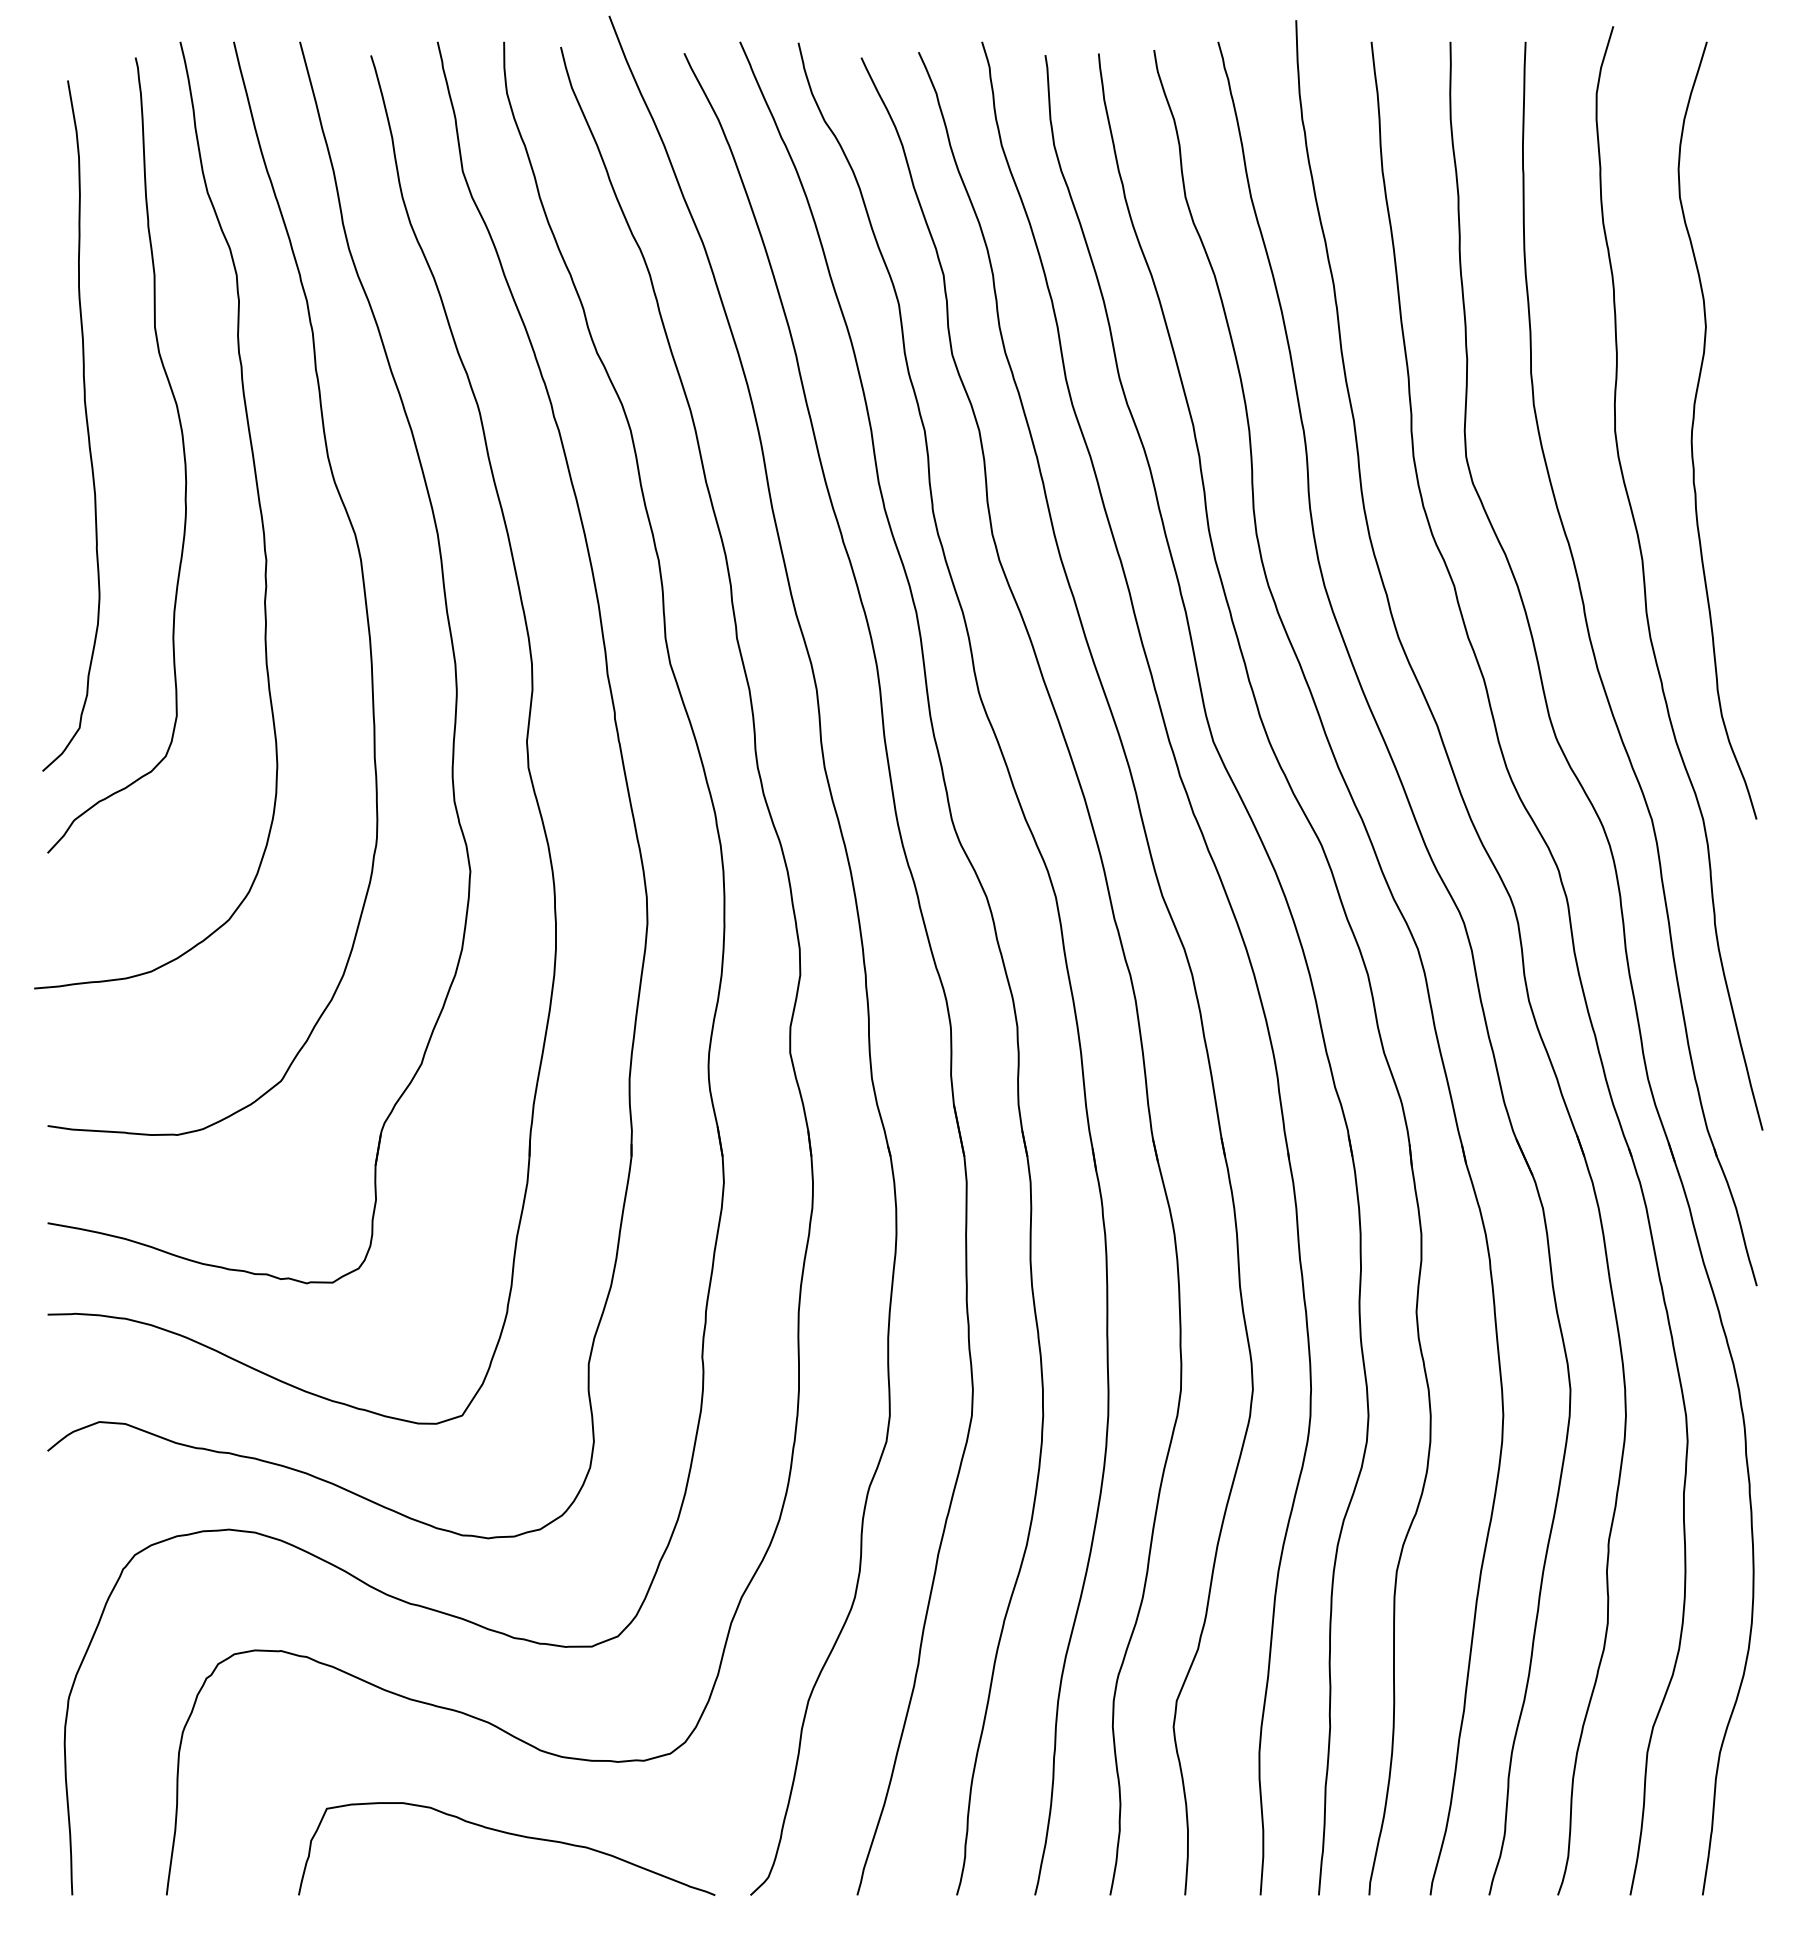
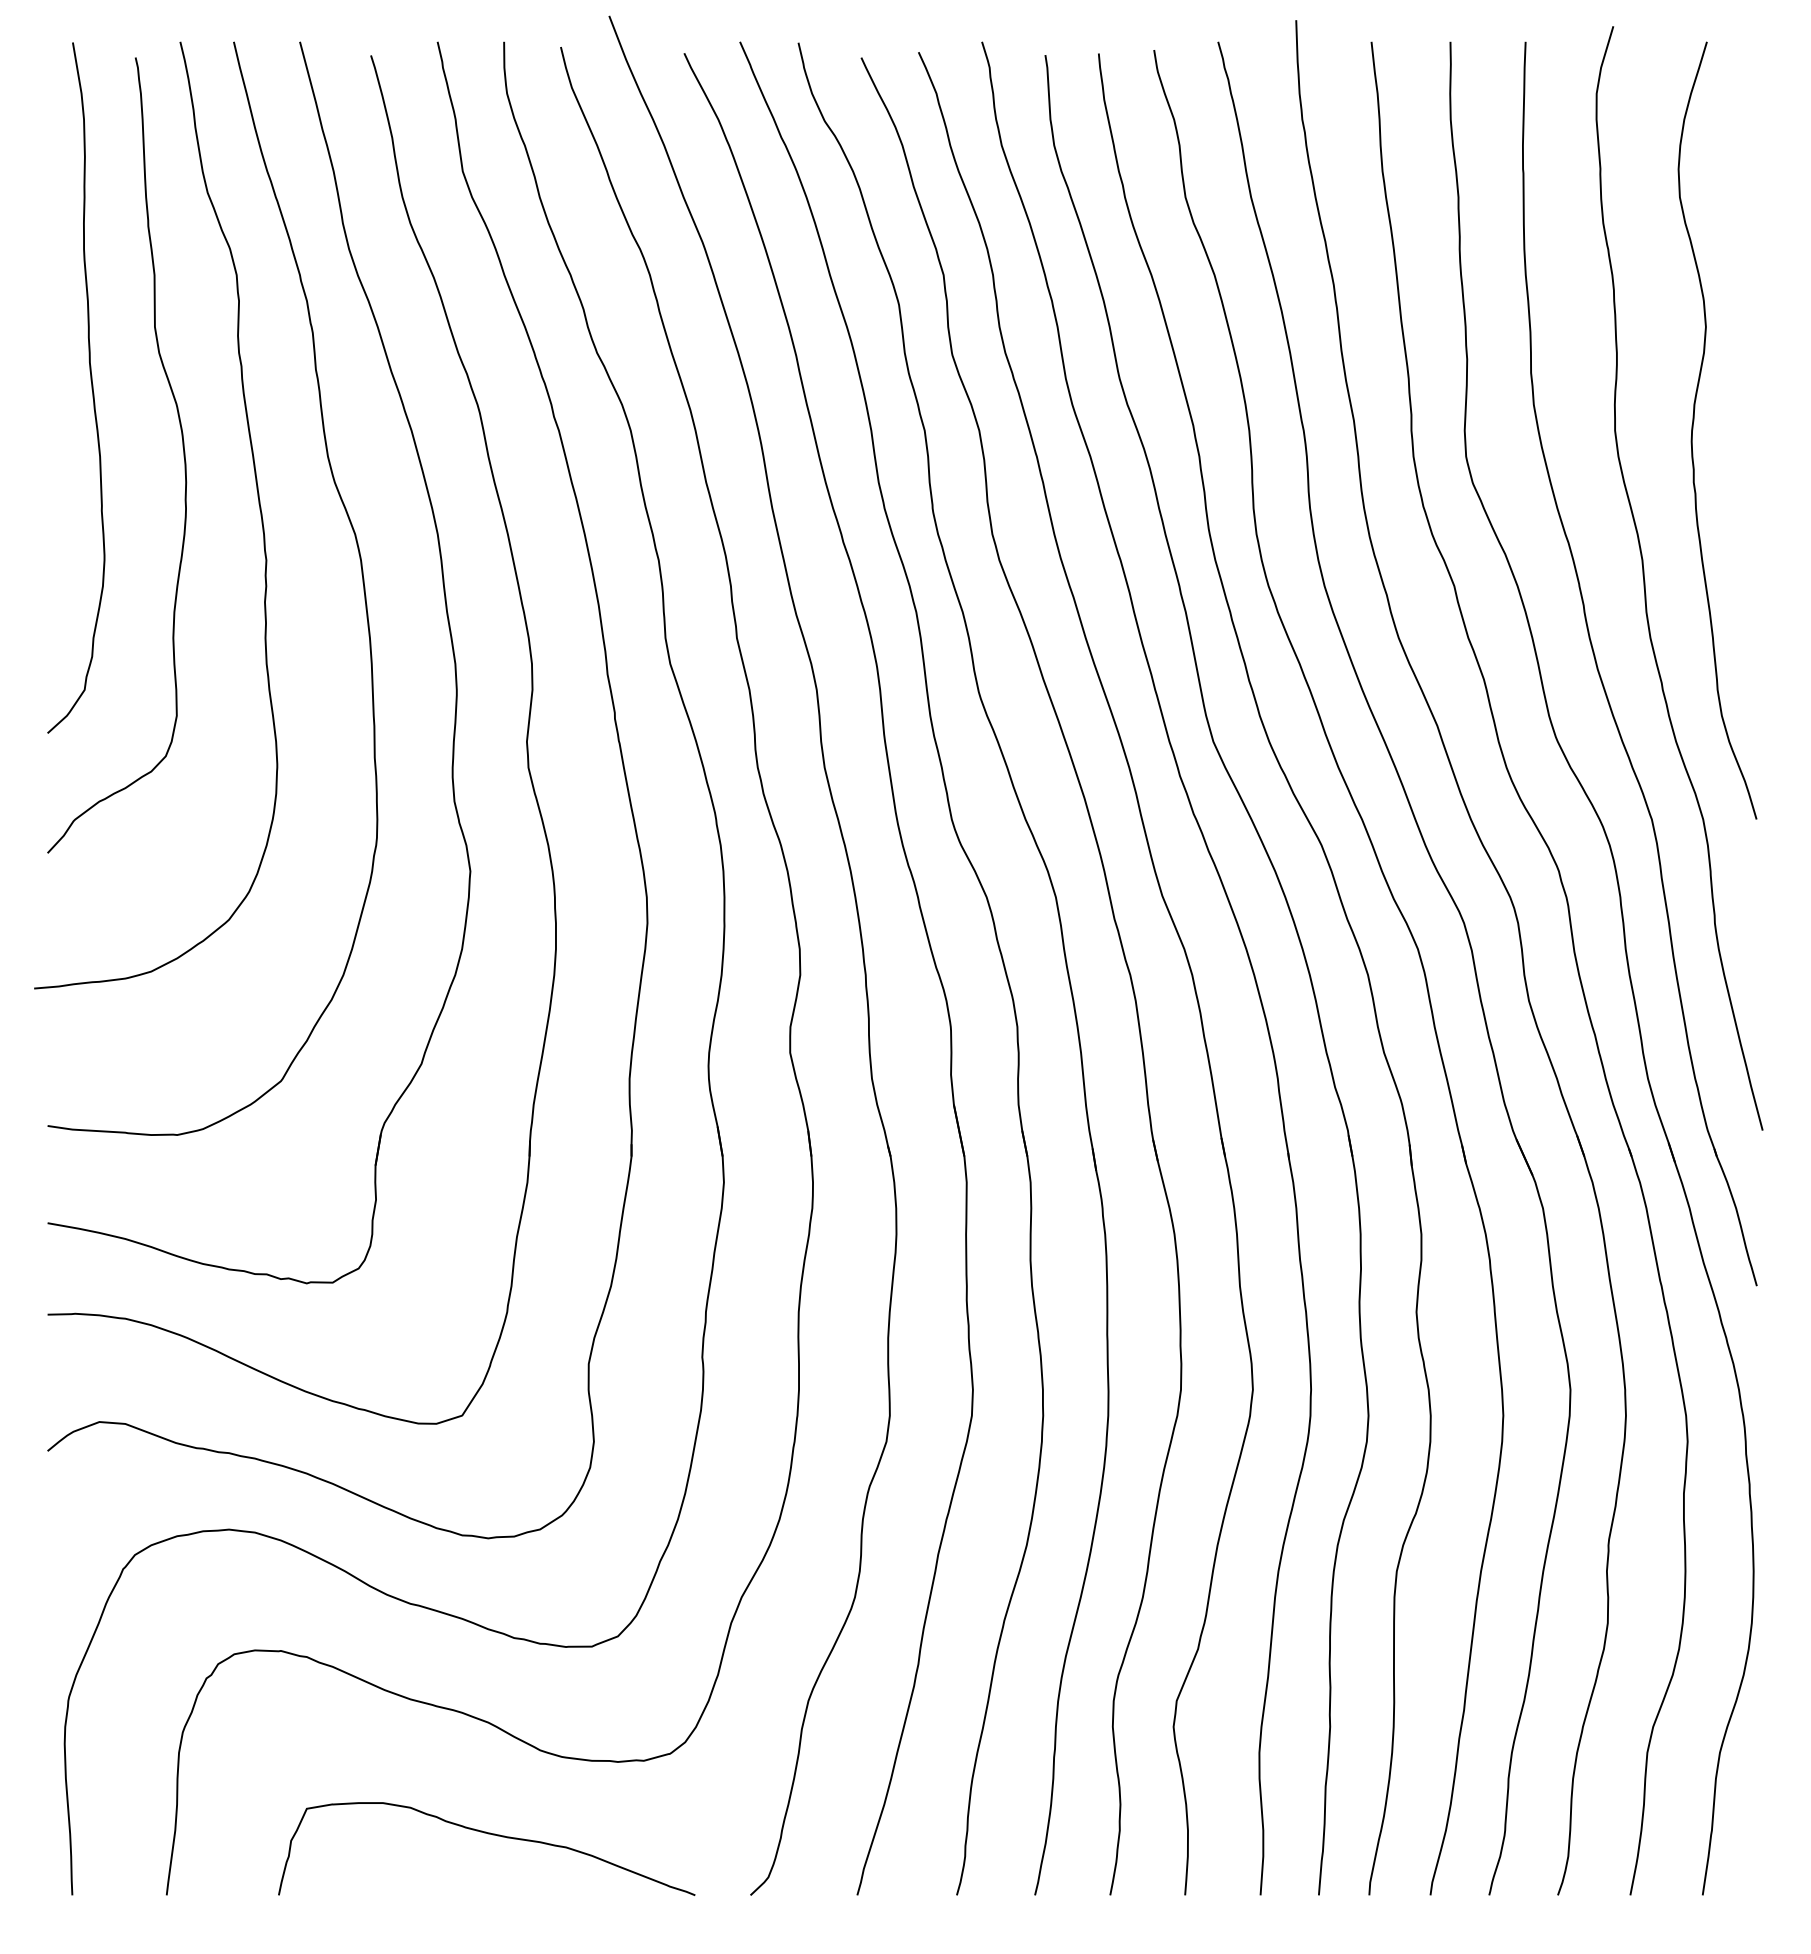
curve position: (86, 425) -> (91, 387) (91, 387)
curve position: (508, 1834) -> (488, 1834) (488, 1834)
